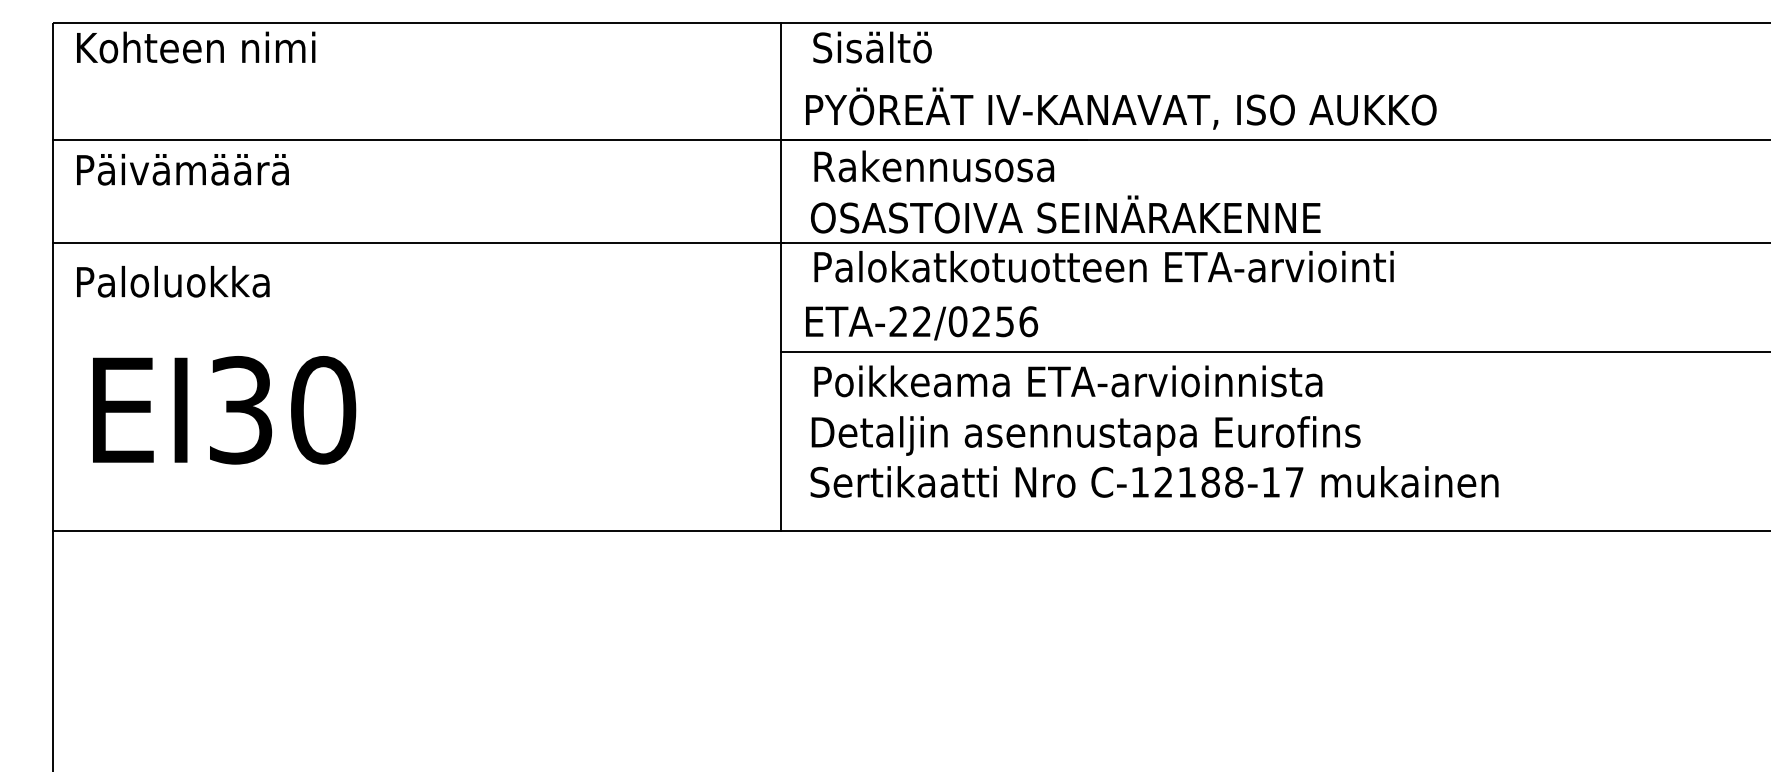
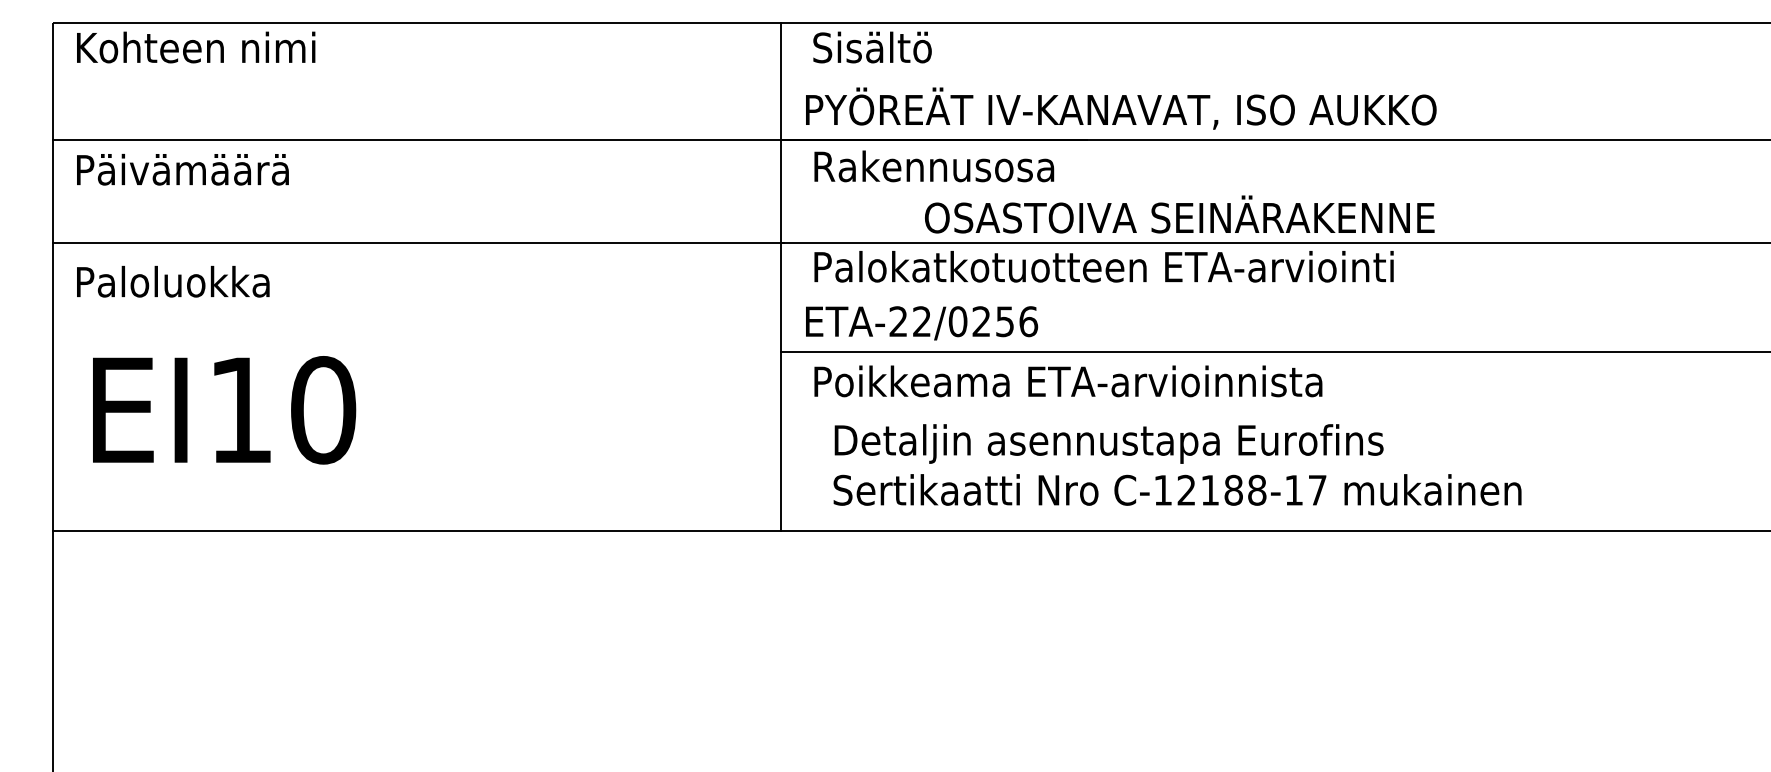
text position: (1065, 214) -> (1179, 214) (1179, 214)
text: EI30 -> EI10 (241, 410)
text position: (1154, 456) -> (1177, 464) (1177, 464)
